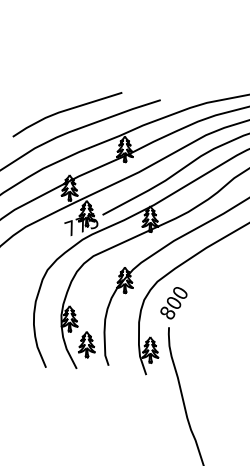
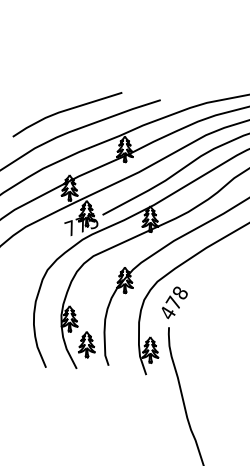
text: 800 -> 478 (173, 302)
